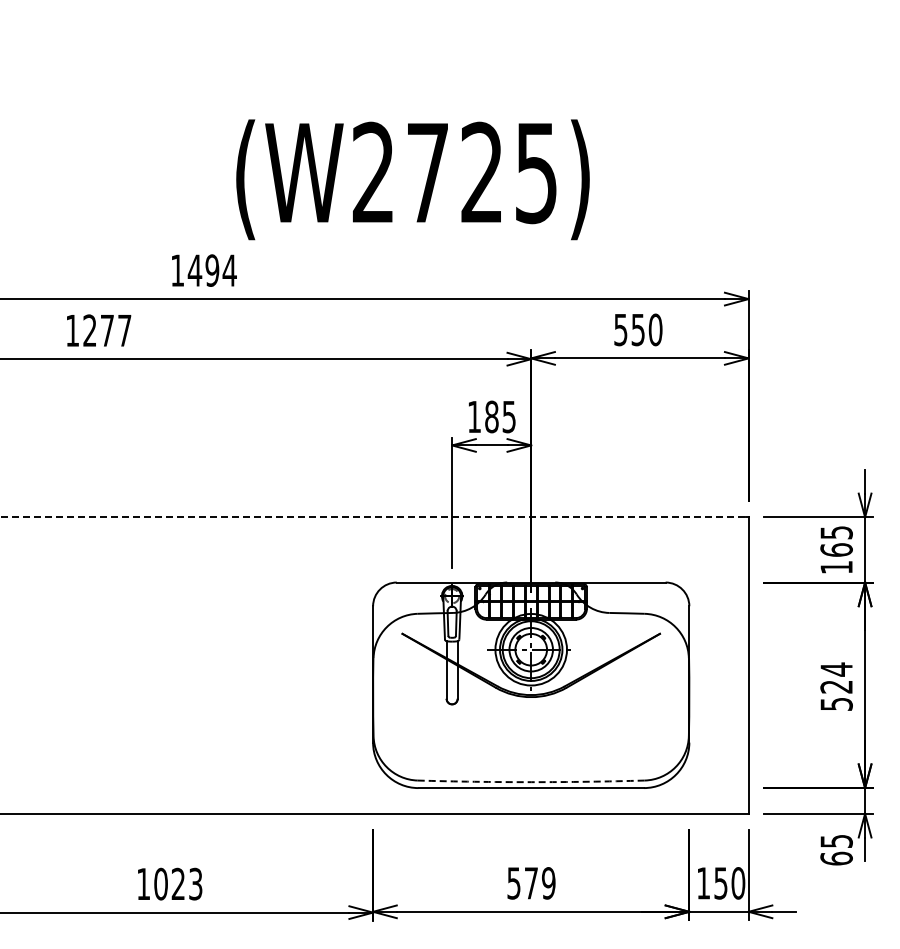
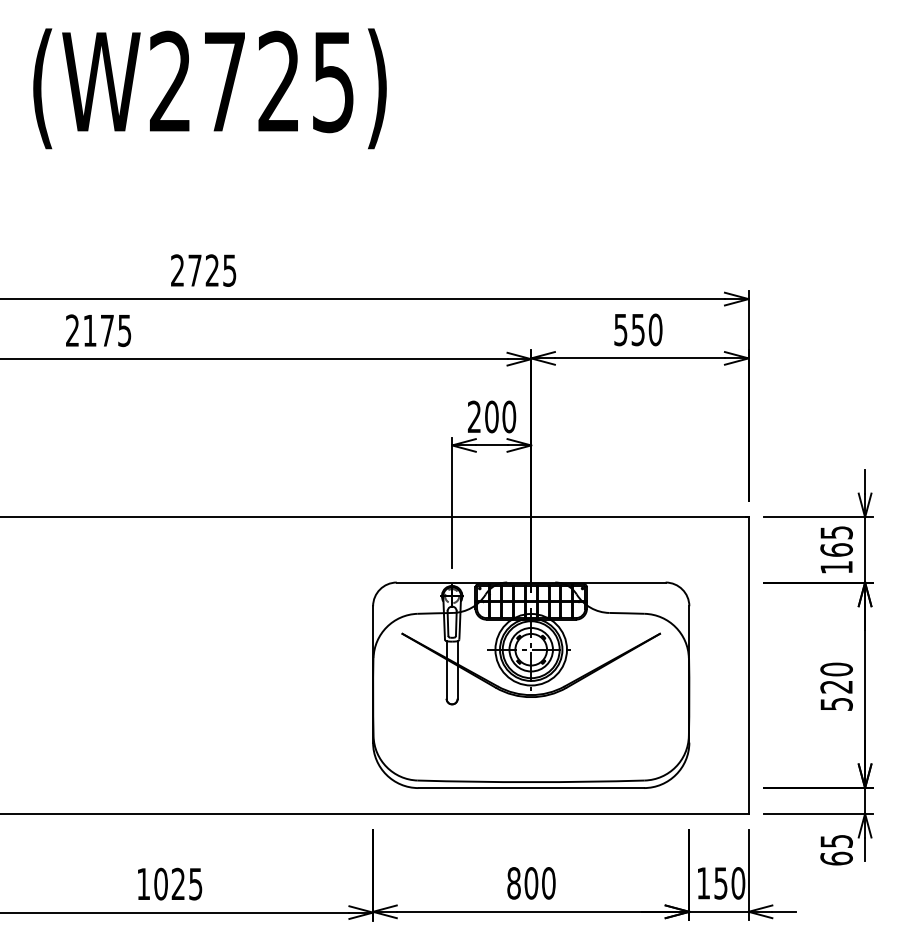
text position: (412, 179) -> (209, 88) (209, 88)
text: 1494 -> 2725 (203, 270)
text: 1277 -> 2175 (98, 330)
text: 185 -> 200 (491, 416)
line: dashed -> solid (374, 517)
text: 524 -> 520 (836, 669)
arc: dashed -> solid (531, 782)
text: 1023 -> 1025 (195, 883)
text: 579 -> 800 (531, 883)
